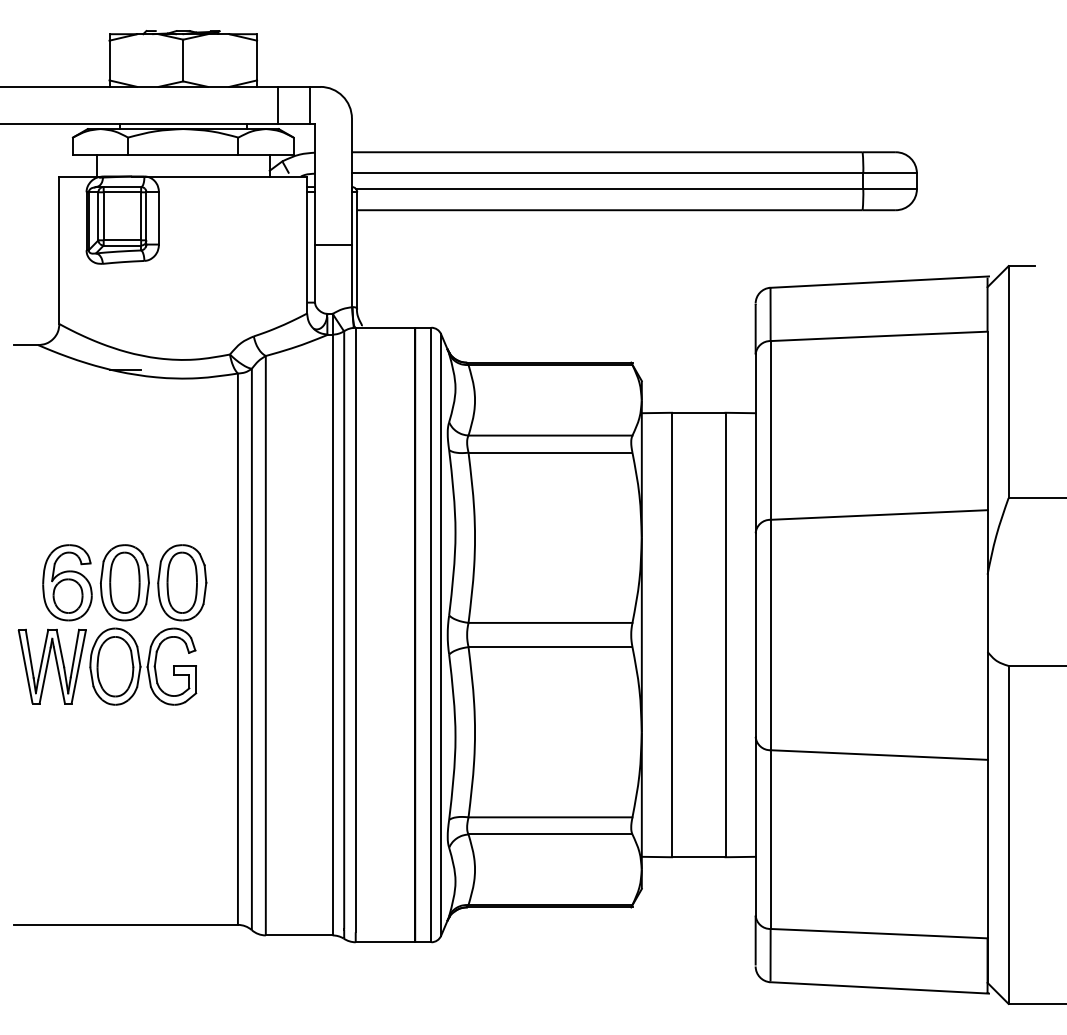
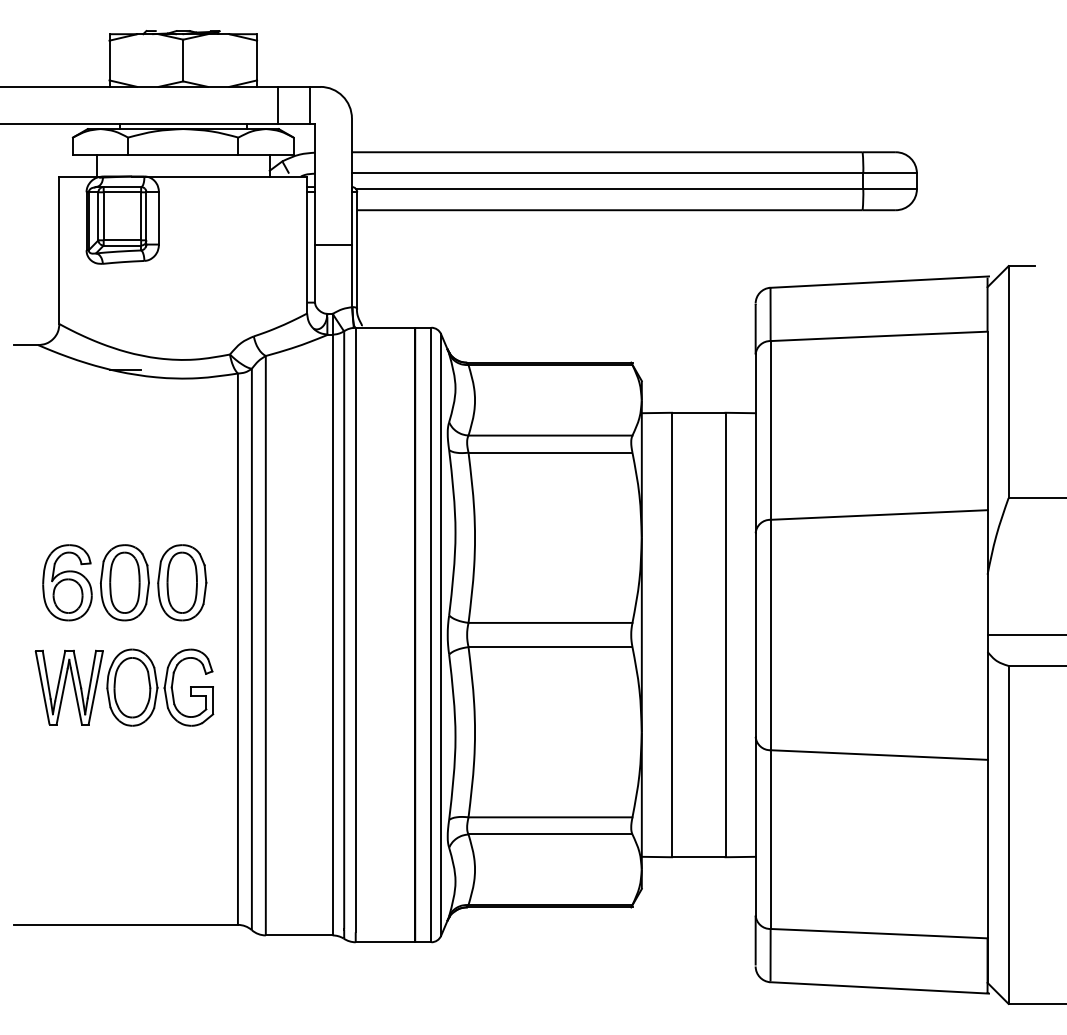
line: none -> present (1025, 635)
part position: (107, 666) -> (124, 687) (124, 687)
